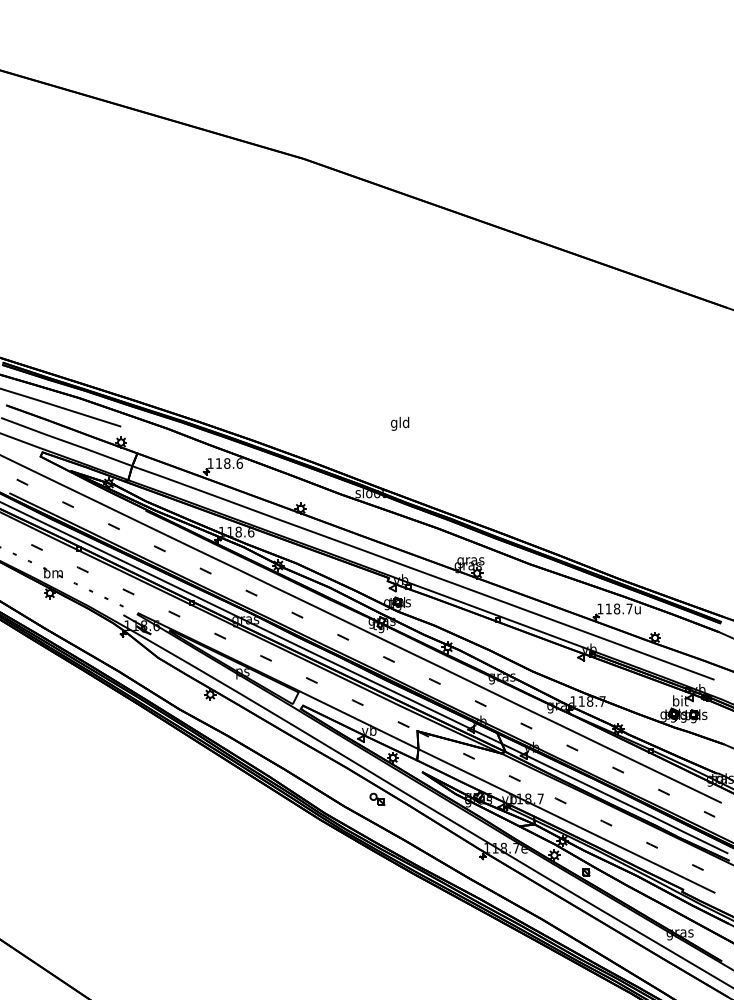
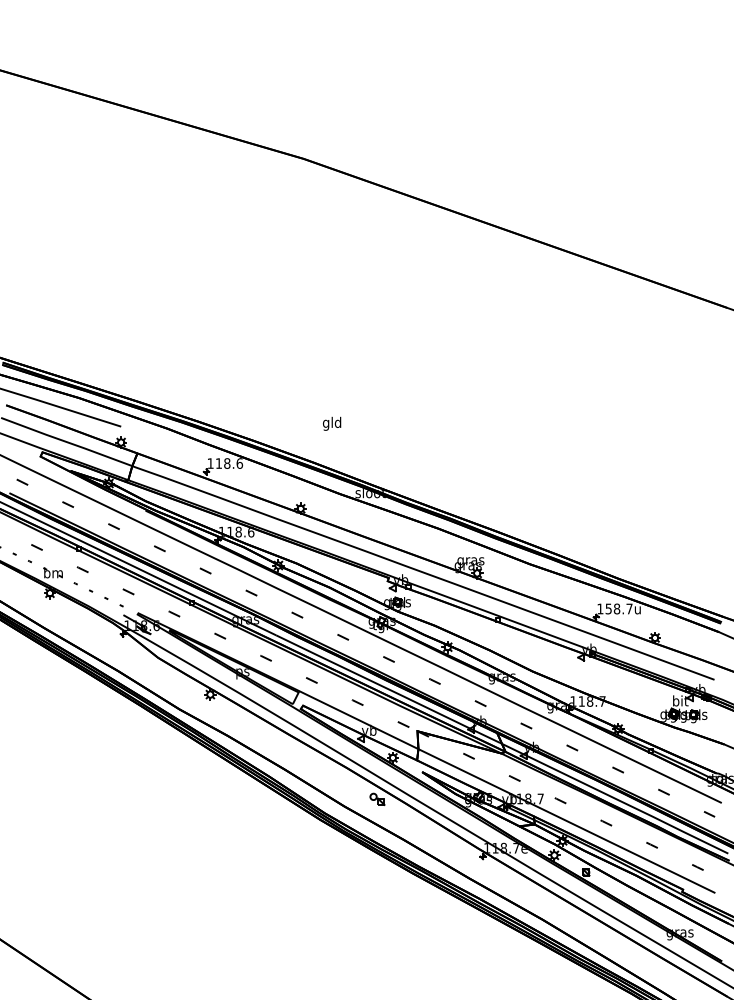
text position: (400, 423) -> (332, 423) (332, 423)
text: 118.7u -> 158.7u (608, 608)
